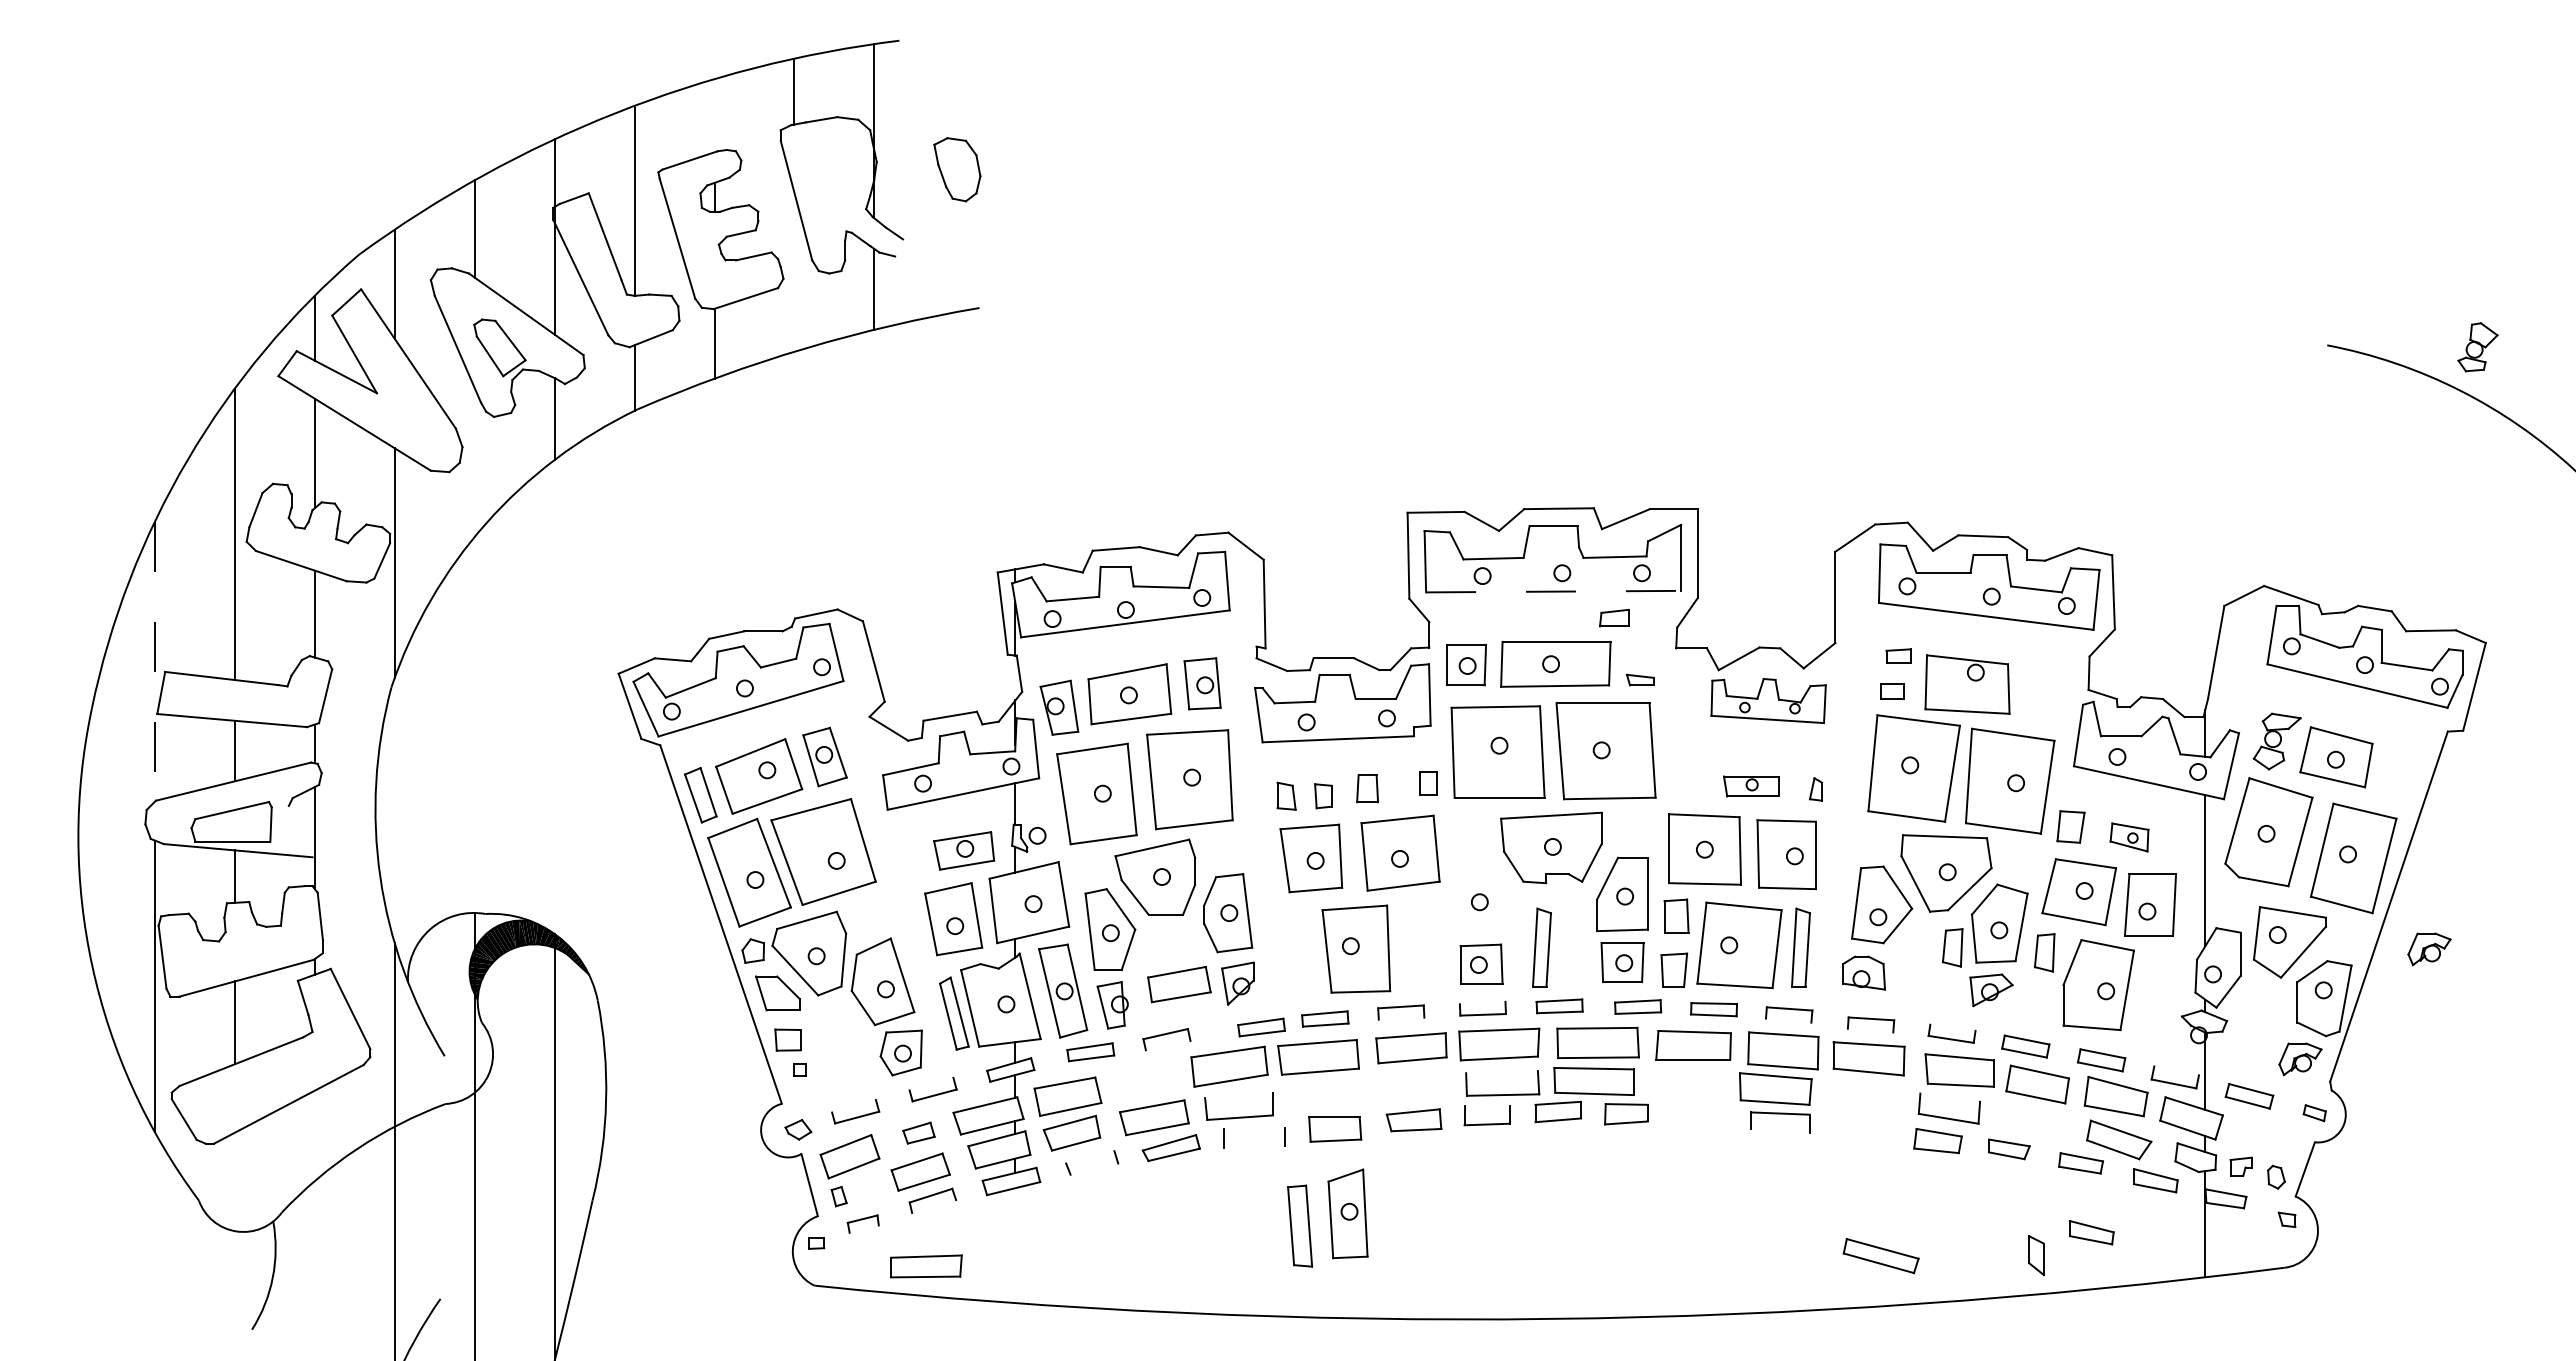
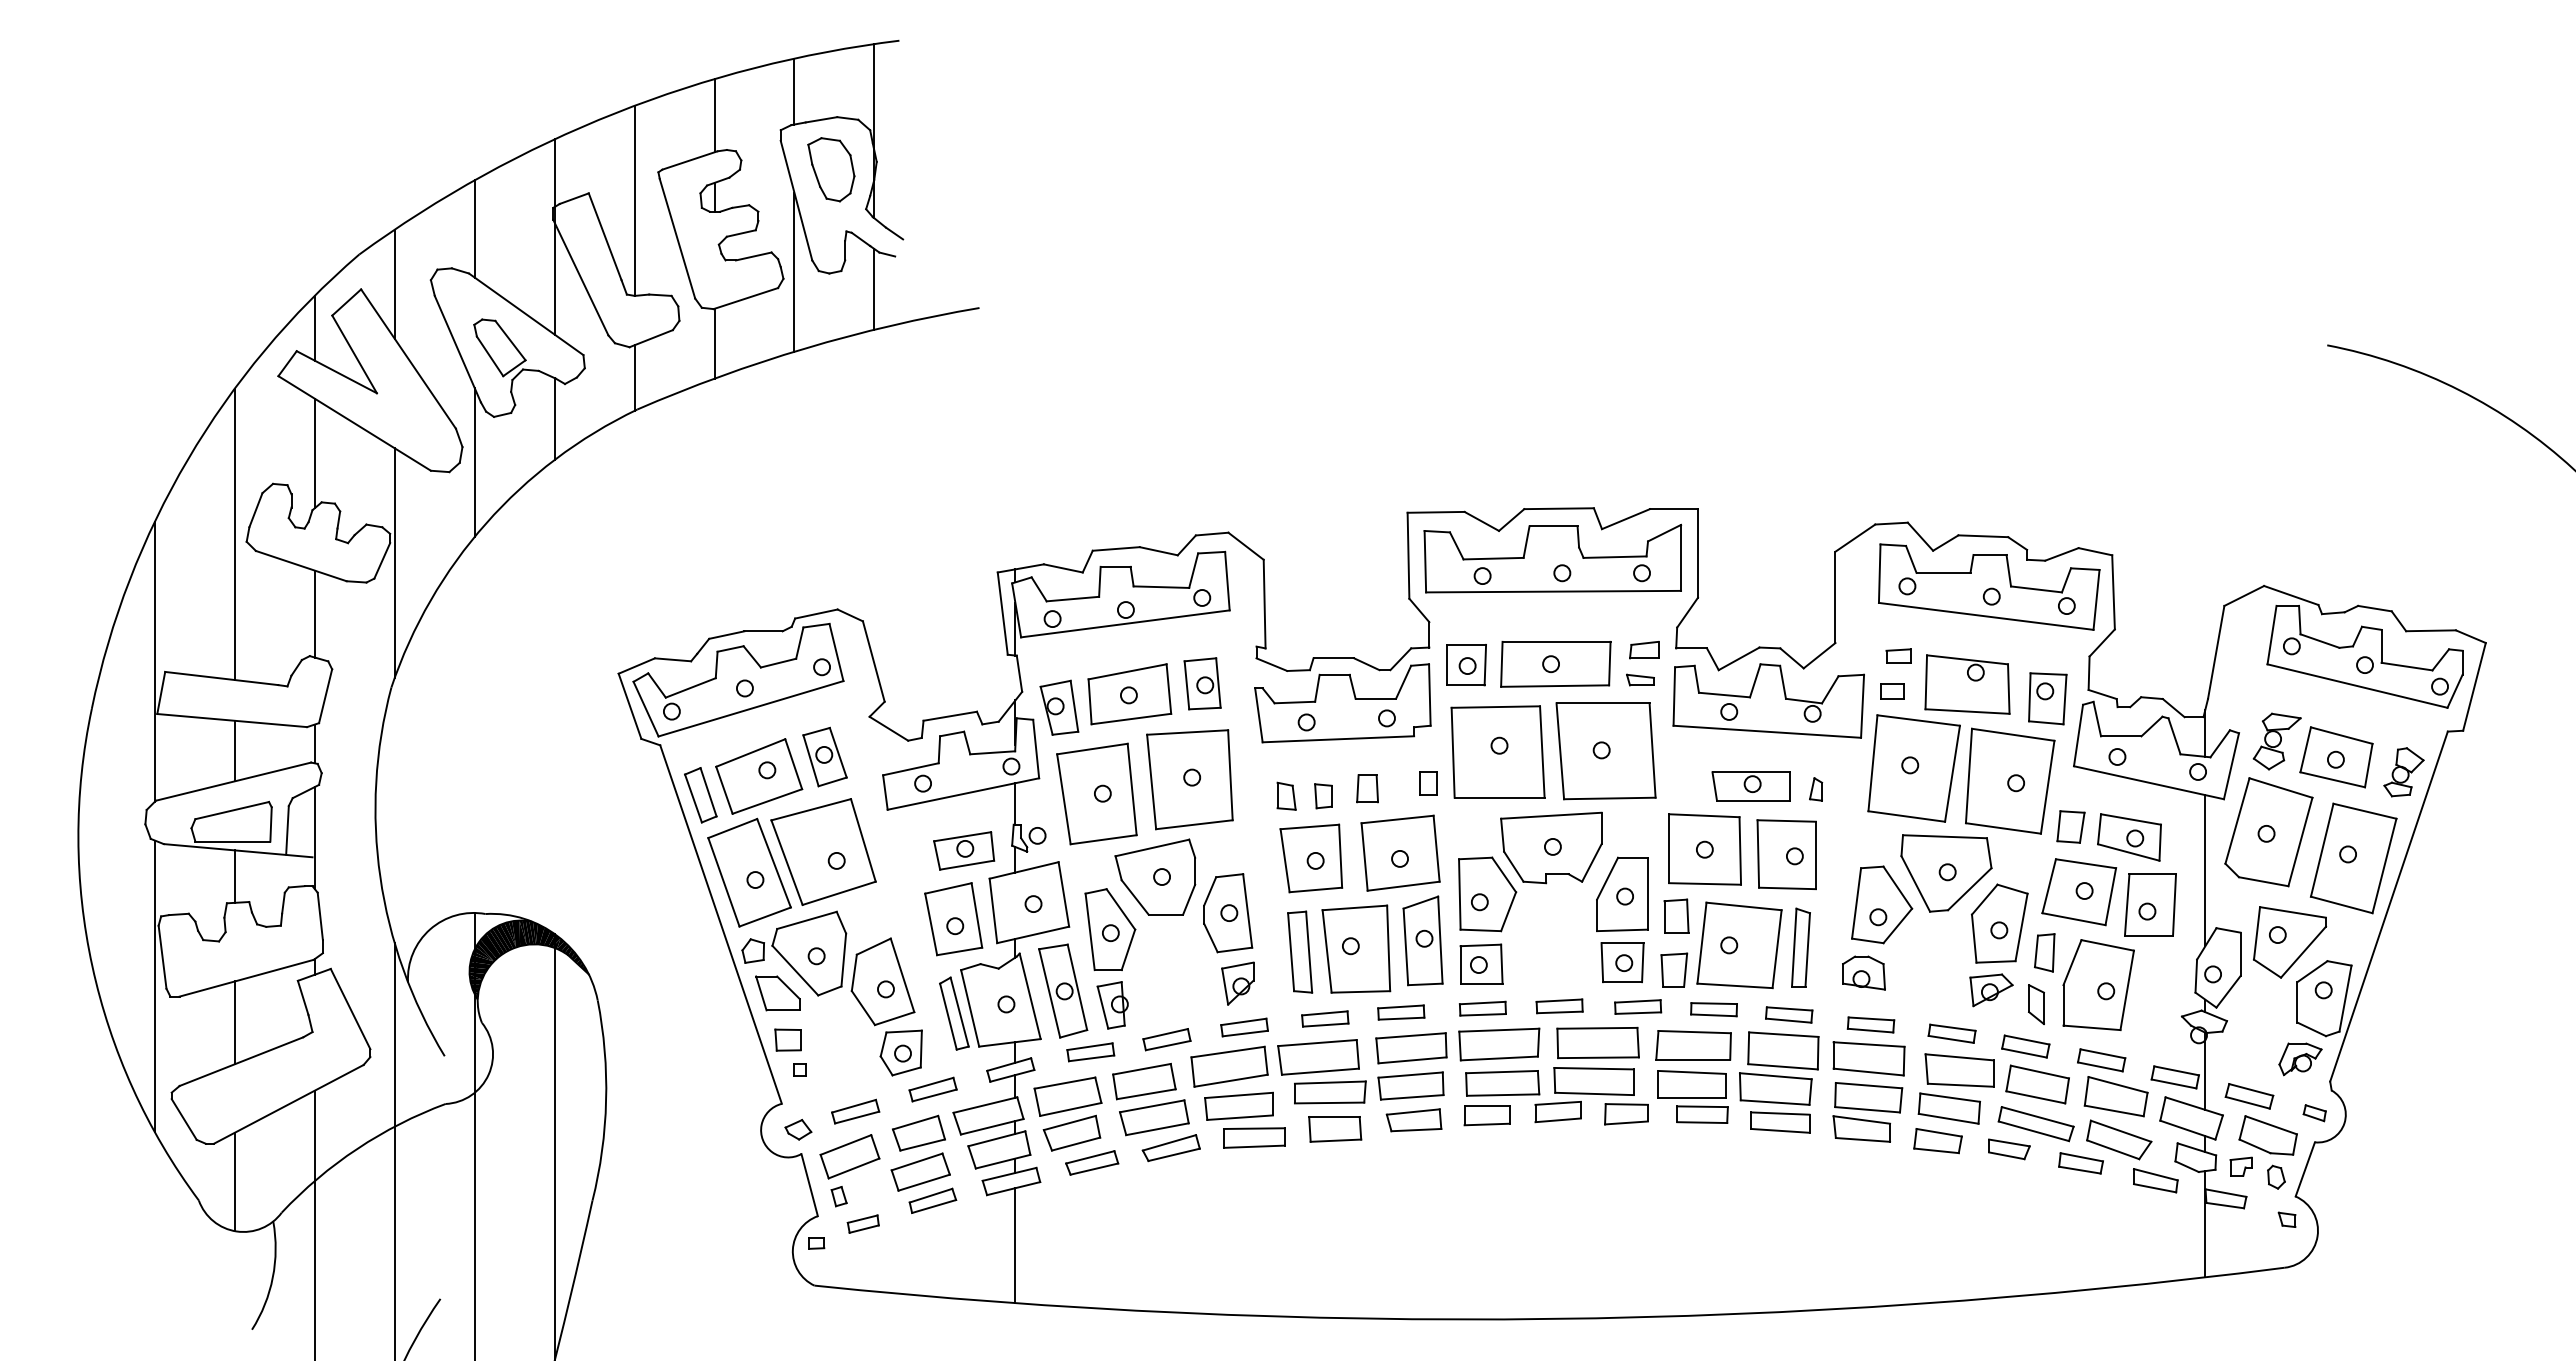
line: none -> present (714, 115)
part position: (957, 169) -> (831, 169) (831, 169)
line: none -> present (794, 271)
part position: (2477, 347) -> (2403, 772) (2403, 772)
line: none -> present (474, 461)
line: dashed -> solid (1554, 591)
part position: (1614, 618) -> (1644, 650) (1644, 650)
line: dashed -> solid (154, 662)
part: none -> present (2047, 698)
part size: 117x47 px -> 193x76 px (1768, 700)
part size: 57x23 px -> 80x31 px (1750, 786)
line: none -> present (287, 829)
part size: 41x31 px -> 65x49 px (2129, 837)
part: none -> present (1487, 894)
part: present -> none (1541, 947)
part: present -> none (1952, 947)
part: present -> none (2429, 949)
part position: (1179, 984) -> (1144, 1081) (1144, 1081)
line: none -> present (1482, 1002)
line: none -> present (1401, 1018)
line: none -> present (1788, 1020)
part position: (1261, 1027) -> (1244, 1027) (1244, 1027)
line: none -> present (1952, 1027)
line: none -> present (1870, 1030)
line: none -> present (1167, 1045)
line: none -> present (2176, 1070)
line: none -> present (1501, 1071)
line: none -> present (931, 1083)
part: none -> present (1410, 1085)
line: none -> present (1238, 1095)
part: none -> present (1692, 1096)
line: none -> present (1950, 1097)
line: none -> present (853, 1105)
line: none -> present (1486, 1106)
part: none -> present (1867, 1112)
line: none -> present (1254, 1128)
line: none -> present (1780, 1130)
part size: 34x24 px -> 54x38 px (918, 1132)
part: none -> present (2267, 1135)
line: none -> present (1254, 1146)
line: none -> present (1090, 1157)
line: none -> present (1094, 1168)
line: none -> present (234, 1181)
line: none -> present (934, 1206)
part position: (1347, 1213) -> (1422, 940) (1422, 940)
line: none -> present (314, 1223)
part position: (1300, 1225) -> (1300, 951) (1300, 951)
line: none -> present (863, 1228)
part: present -> none (2091, 1232)
line: none -> present (1015, 1245)
part position: (2036, 1255) -> (2036, 1004) (2036, 1004)
part position: (1880, 1256) -> (2035, 1124) (2035, 1124)
part position: (926, 1266) -> (1330, 1092) (1330, 1092)
